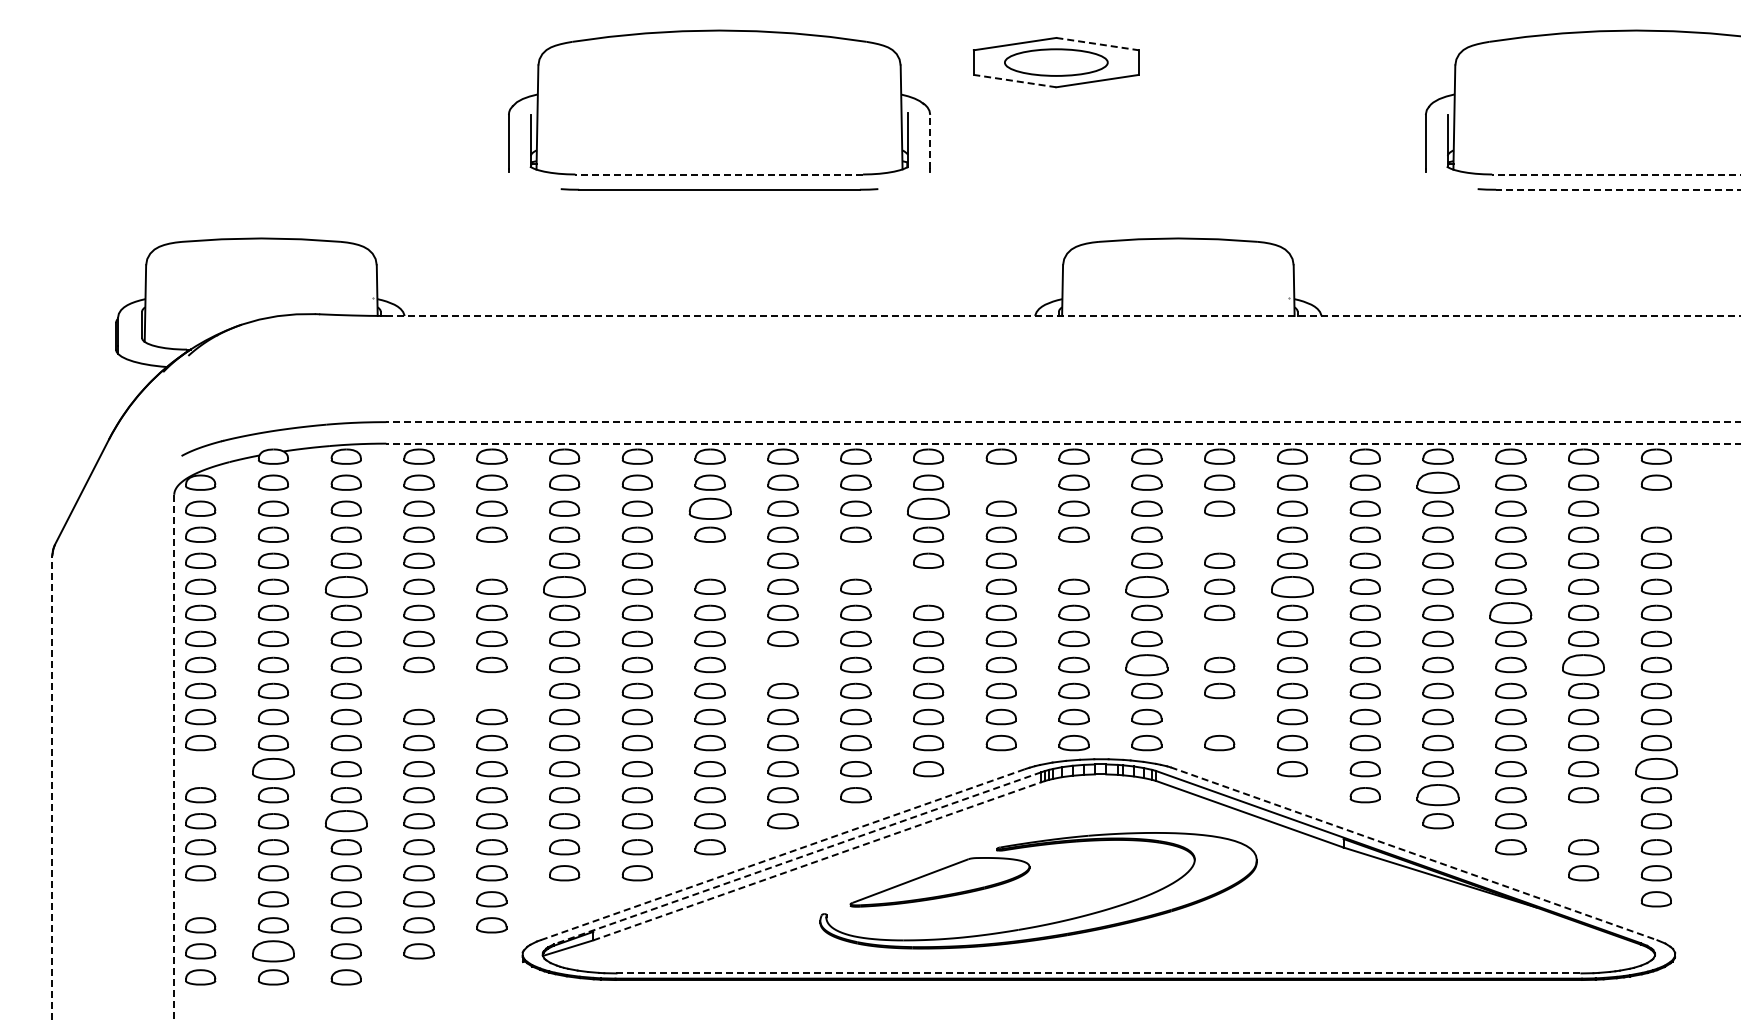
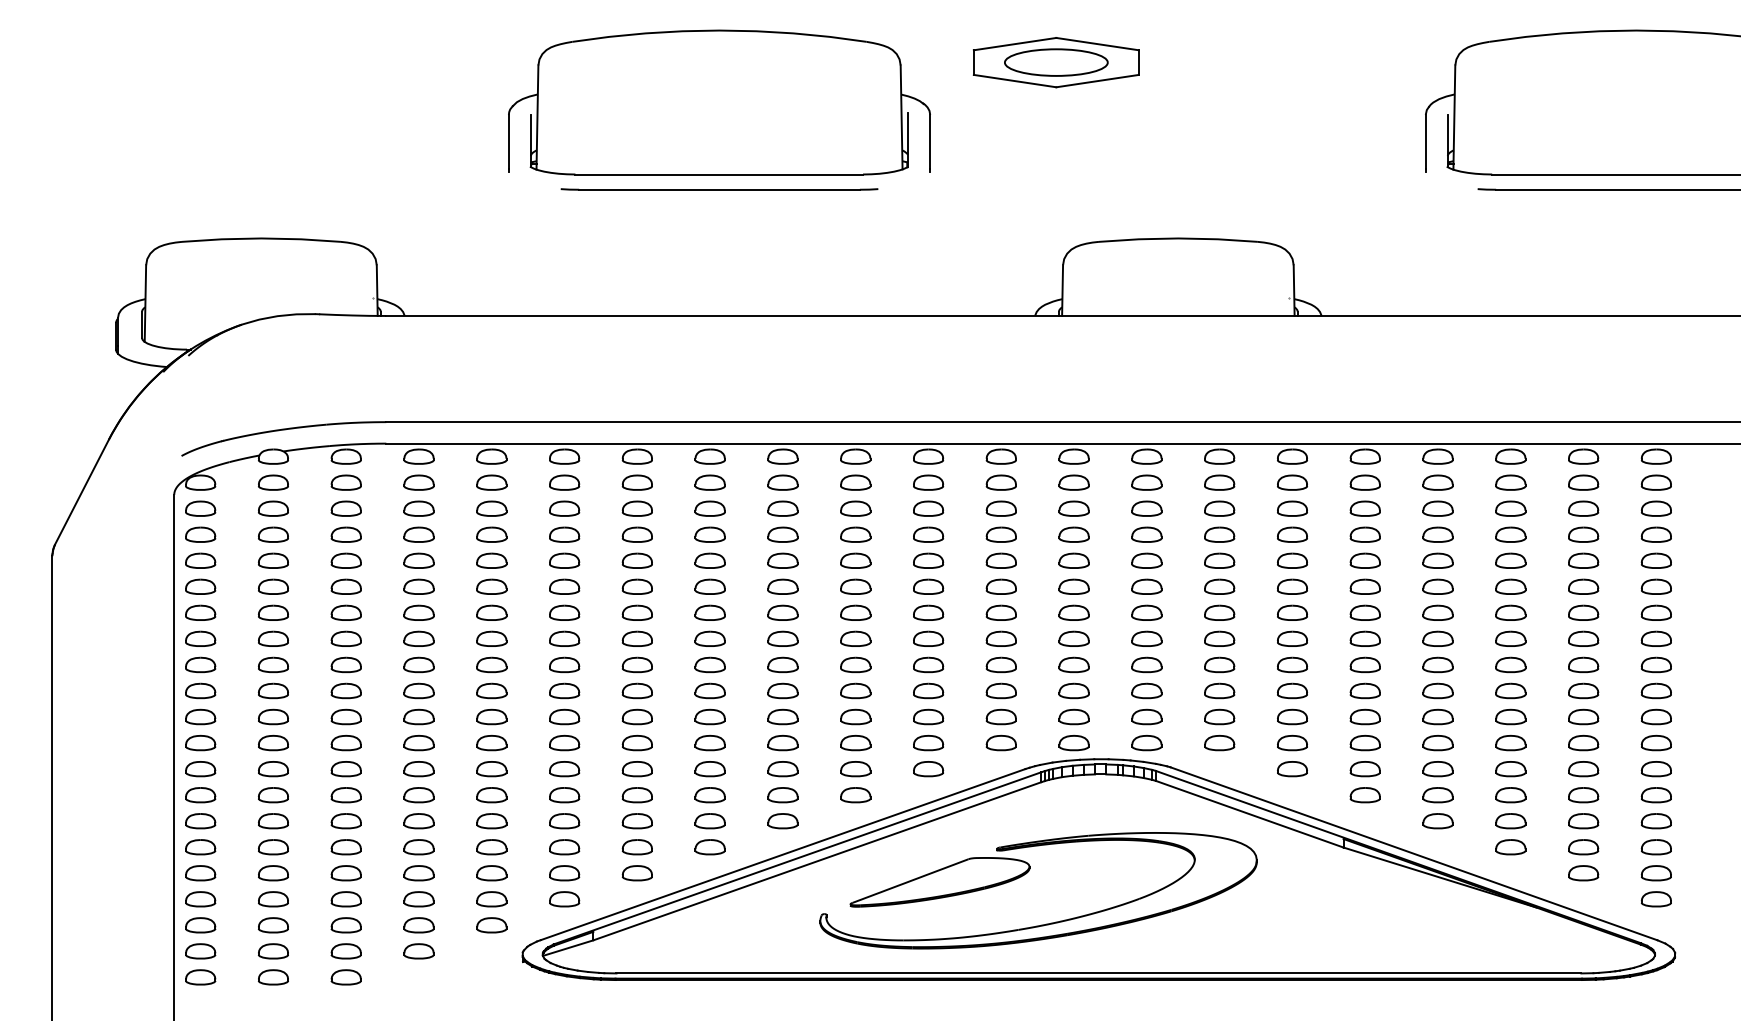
line: dashed -> solid (1097, 44)
line: dashed -> solid (1015, 81)
line: dashed -> solid (930, 141)
line: dashed -> solid (719, 174)
line: dashed -> solid (1616, 174)
line: dashed -> solid (1617, 189)
line: dashed -> solid (1063, 315)
line: dashed -> solid (1063, 422)
line: dashed -> solid (1063, 443)
part: none -> present (1000, 482)
part size: 44x23 px -> 32x17 px (1437, 482)
part size: 44x23 px -> 32x17 px (709, 508)
part size: 43x23 px -> 32x17 px (928, 508)
part: none -> present (1655, 508)
part: none -> present (1219, 534)
part: none -> present (491, 560)
part: none -> present (709, 560)
part: none -> present (855, 560)
part: none -> present (1073, 560)
part size: 43x22 px -> 32x17 px (345, 586)
part size: 43x22 px -> 32x17 px (564, 586)
part: none -> present (928, 586)
part size: 44x22 px -> 32x17 px (1146, 586)
part size: 43x22 px -> 31x17 px (1292, 586)
part size: 44x23 px -> 32x17 px (1510, 612)
part: none -> present (1219, 638)
part: none -> present (782, 664)
part size: 44x23 px -> 32x17 px (1146, 664)
part size: 43x23 px -> 32x17 px (1583, 664)
part: none -> present (418, 690)
part: none -> present (491, 690)
part: none -> present (1219, 716)
line: dashed -> solid (174, 757)
part size: 43x23 px -> 31x17 px (273, 769)
part size: 43x23 px -> 32x17 px (1655, 769)
part: none -> present (200, 769)
line: dashed -> solid (52, 788)
part size: 44x23 px -> 32x17 px (1437, 795)
part size: 43x23 px -> 32x17 px (345, 821)
part: none -> present (1583, 821)
line: dashed -> solid (1414, 853)
line: dashed -> solid (783, 854)
line: dashed -> solid (797, 858)
line: dashed -> solid (817, 861)
part: none -> present (200, 899)
part: none -> present (564, 899)
part size: 43x23 px -> 31x17 px (273, 951)
line: dashed -> solid (1099, 973)
